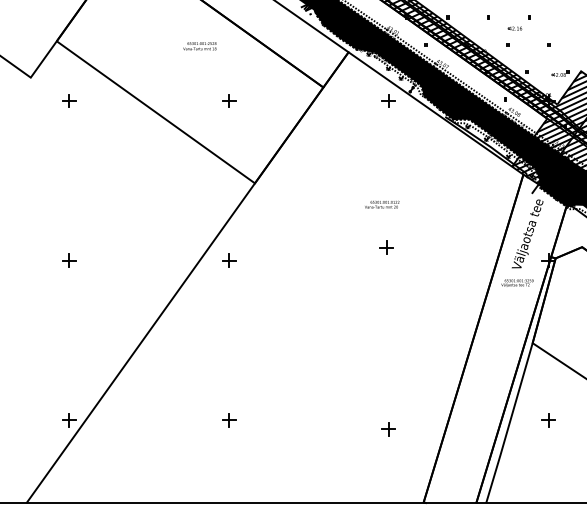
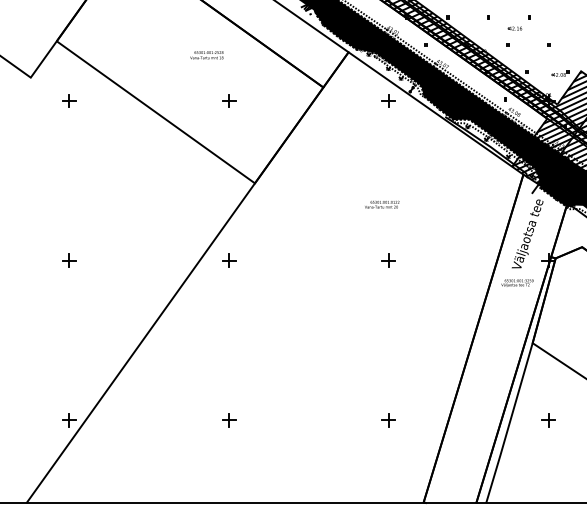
text position: (199, 46) -> (206, 55) (206, 55)
part position: (386, 247) -> (388, 260) (388, 260)
part position: (388, 429) -> (388, 420) (388, 420)
